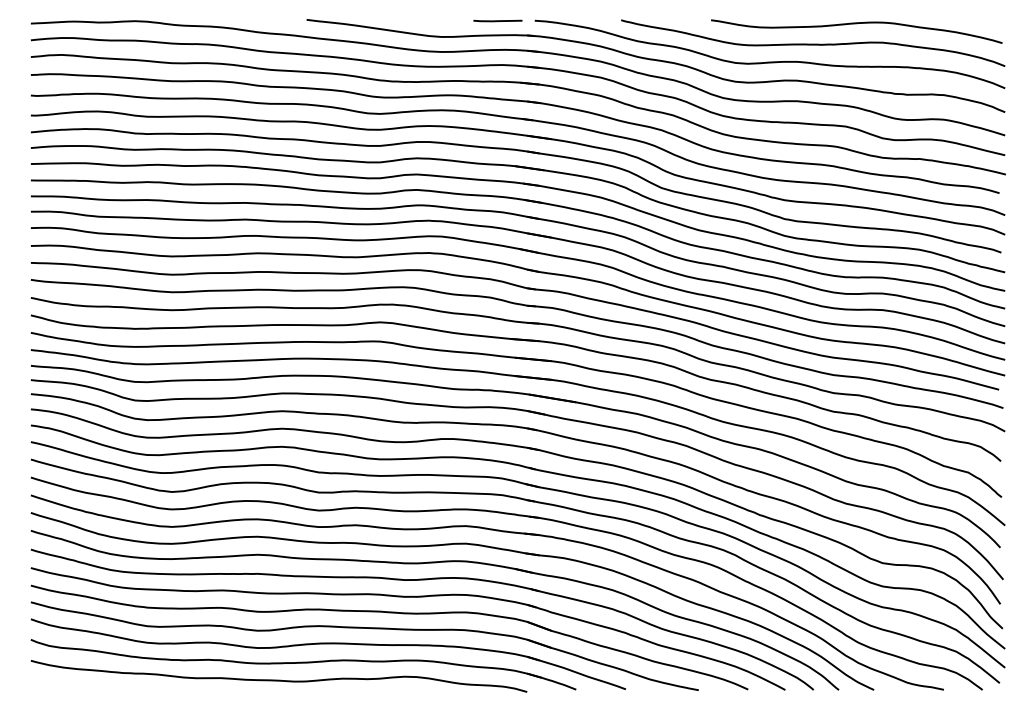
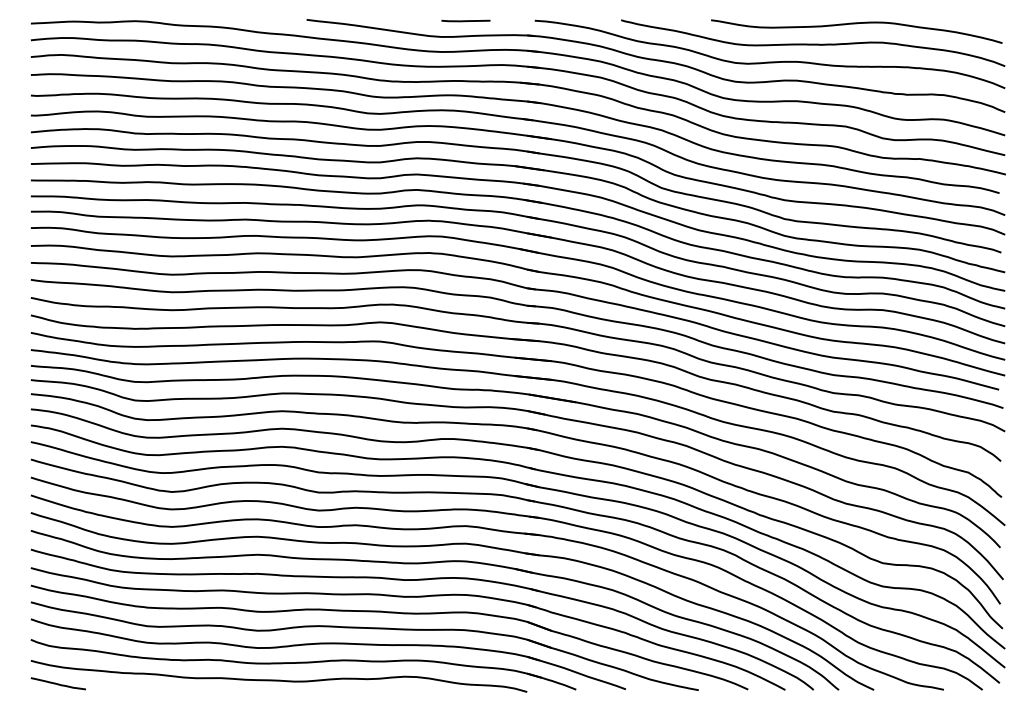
line position: (497, 20) -> (465, 20) (465, 20)
line: none -> present (57, 683)
